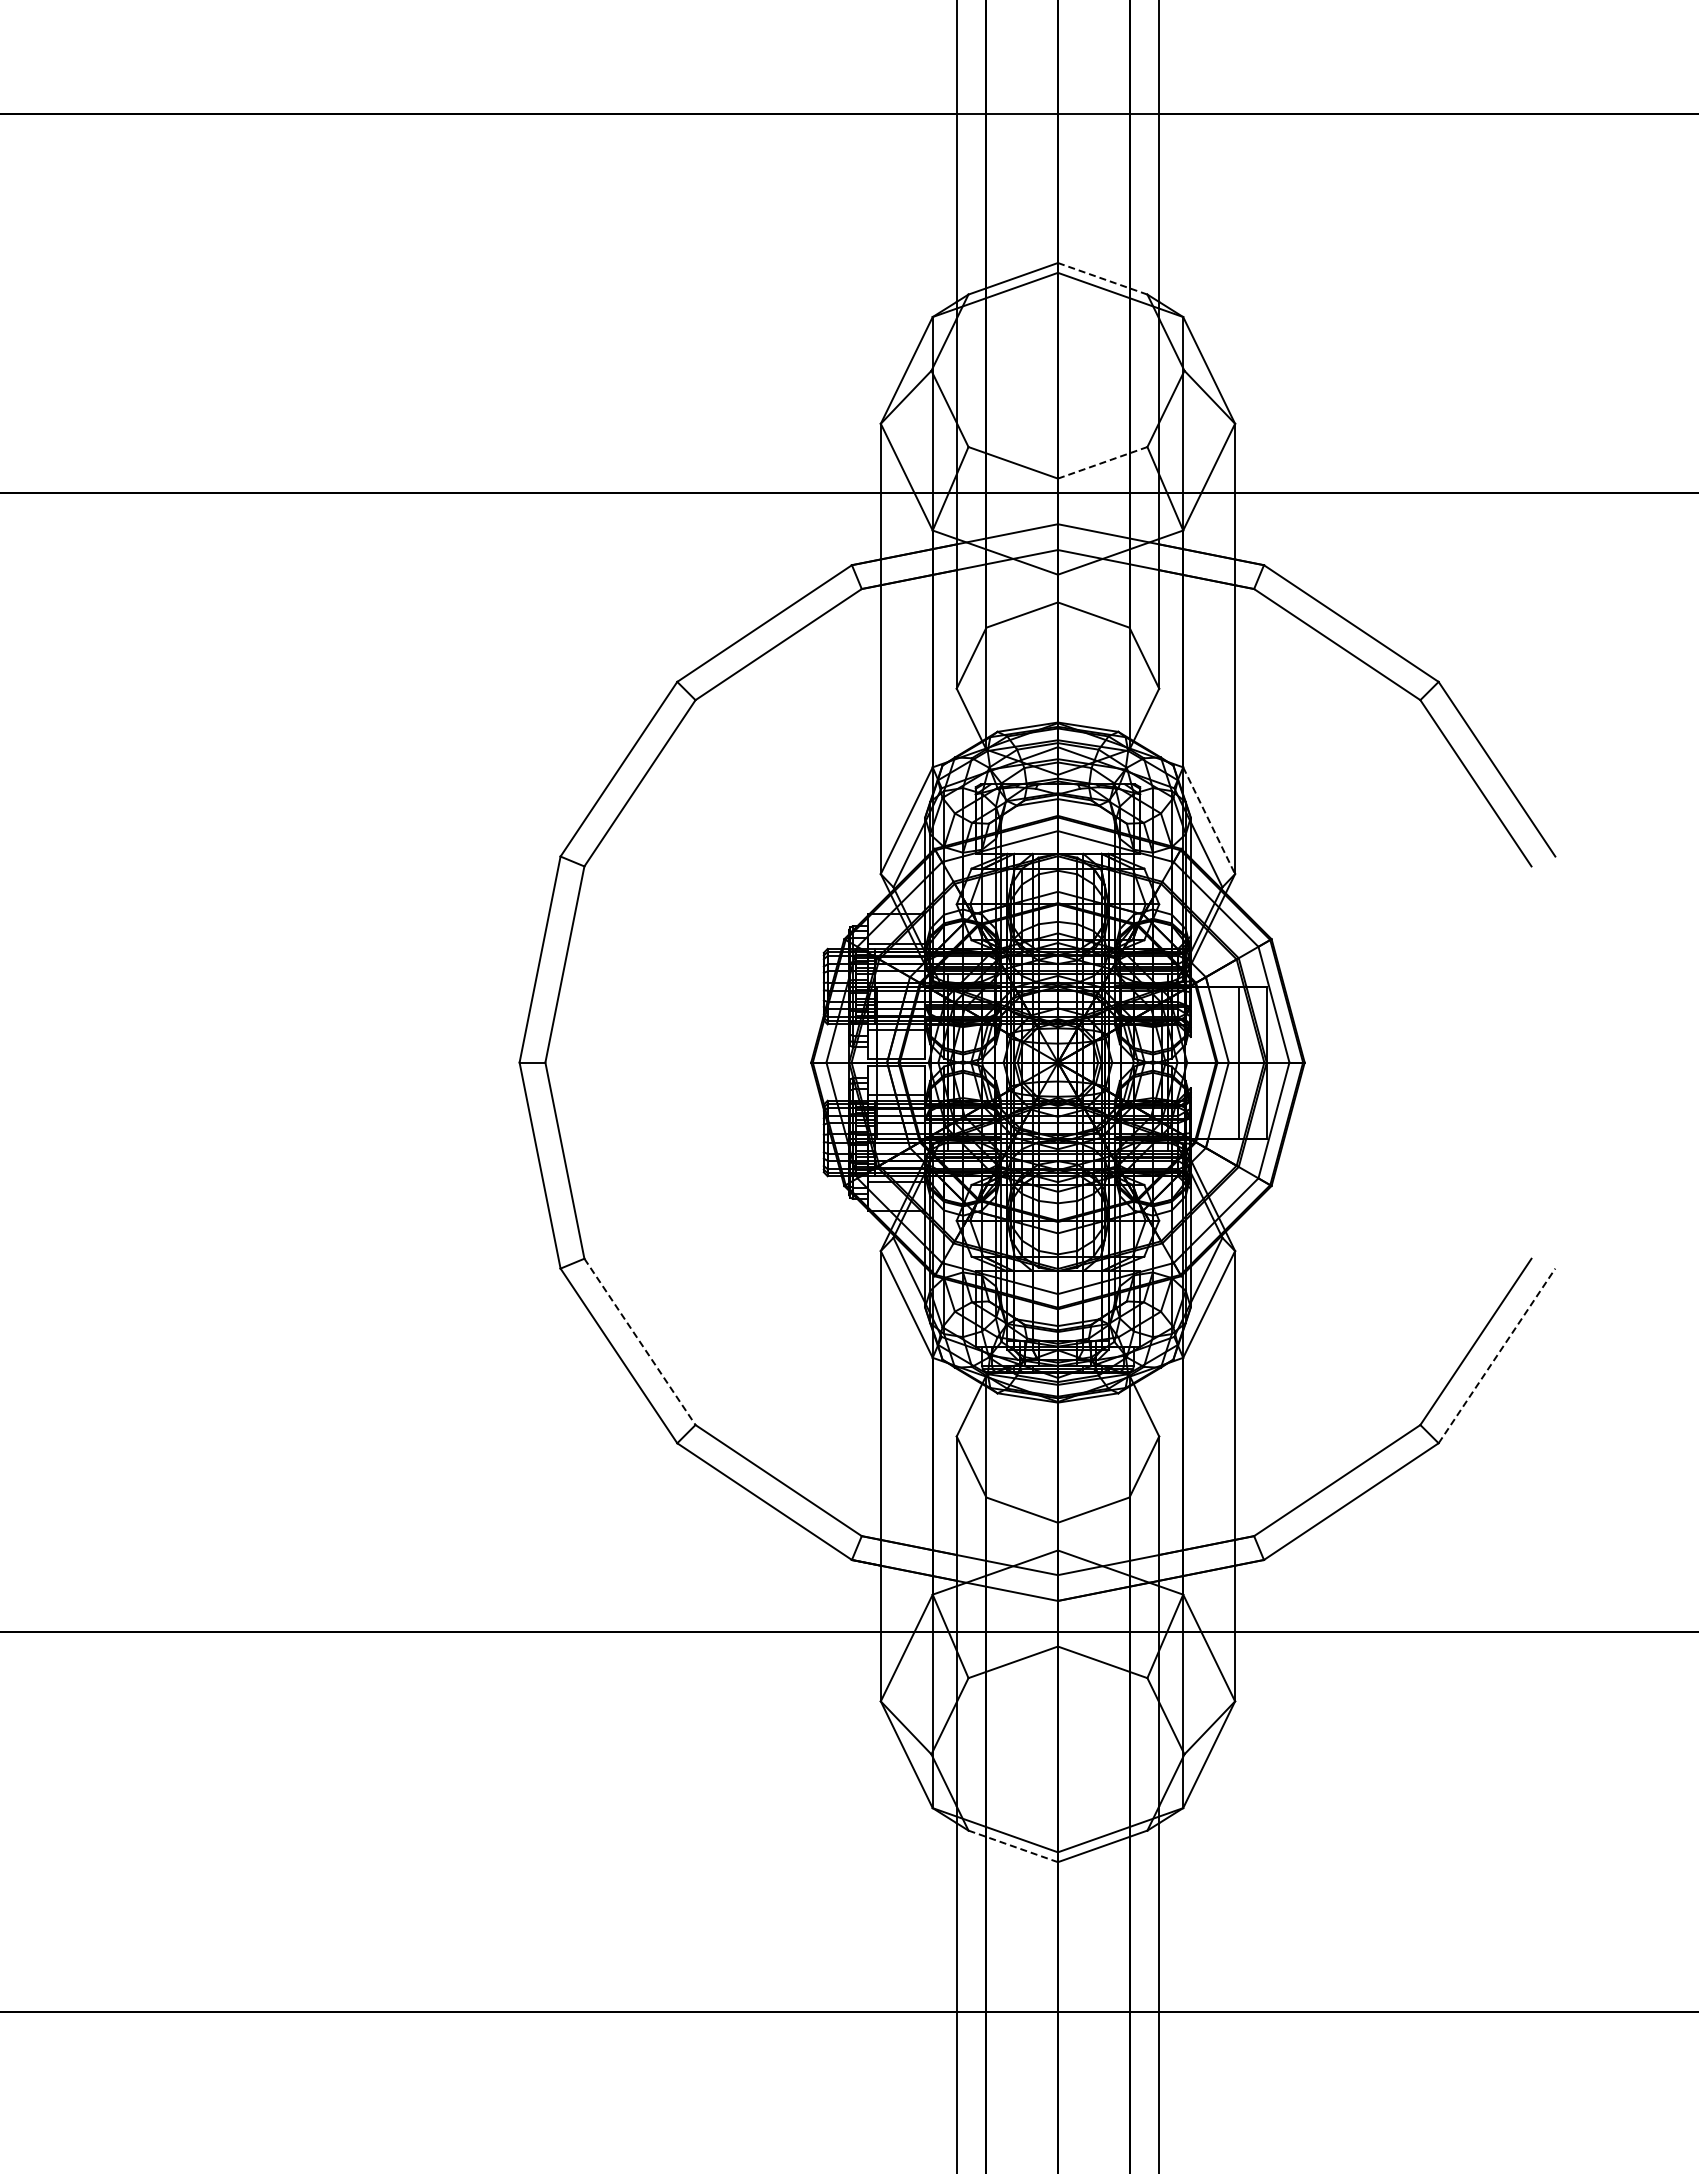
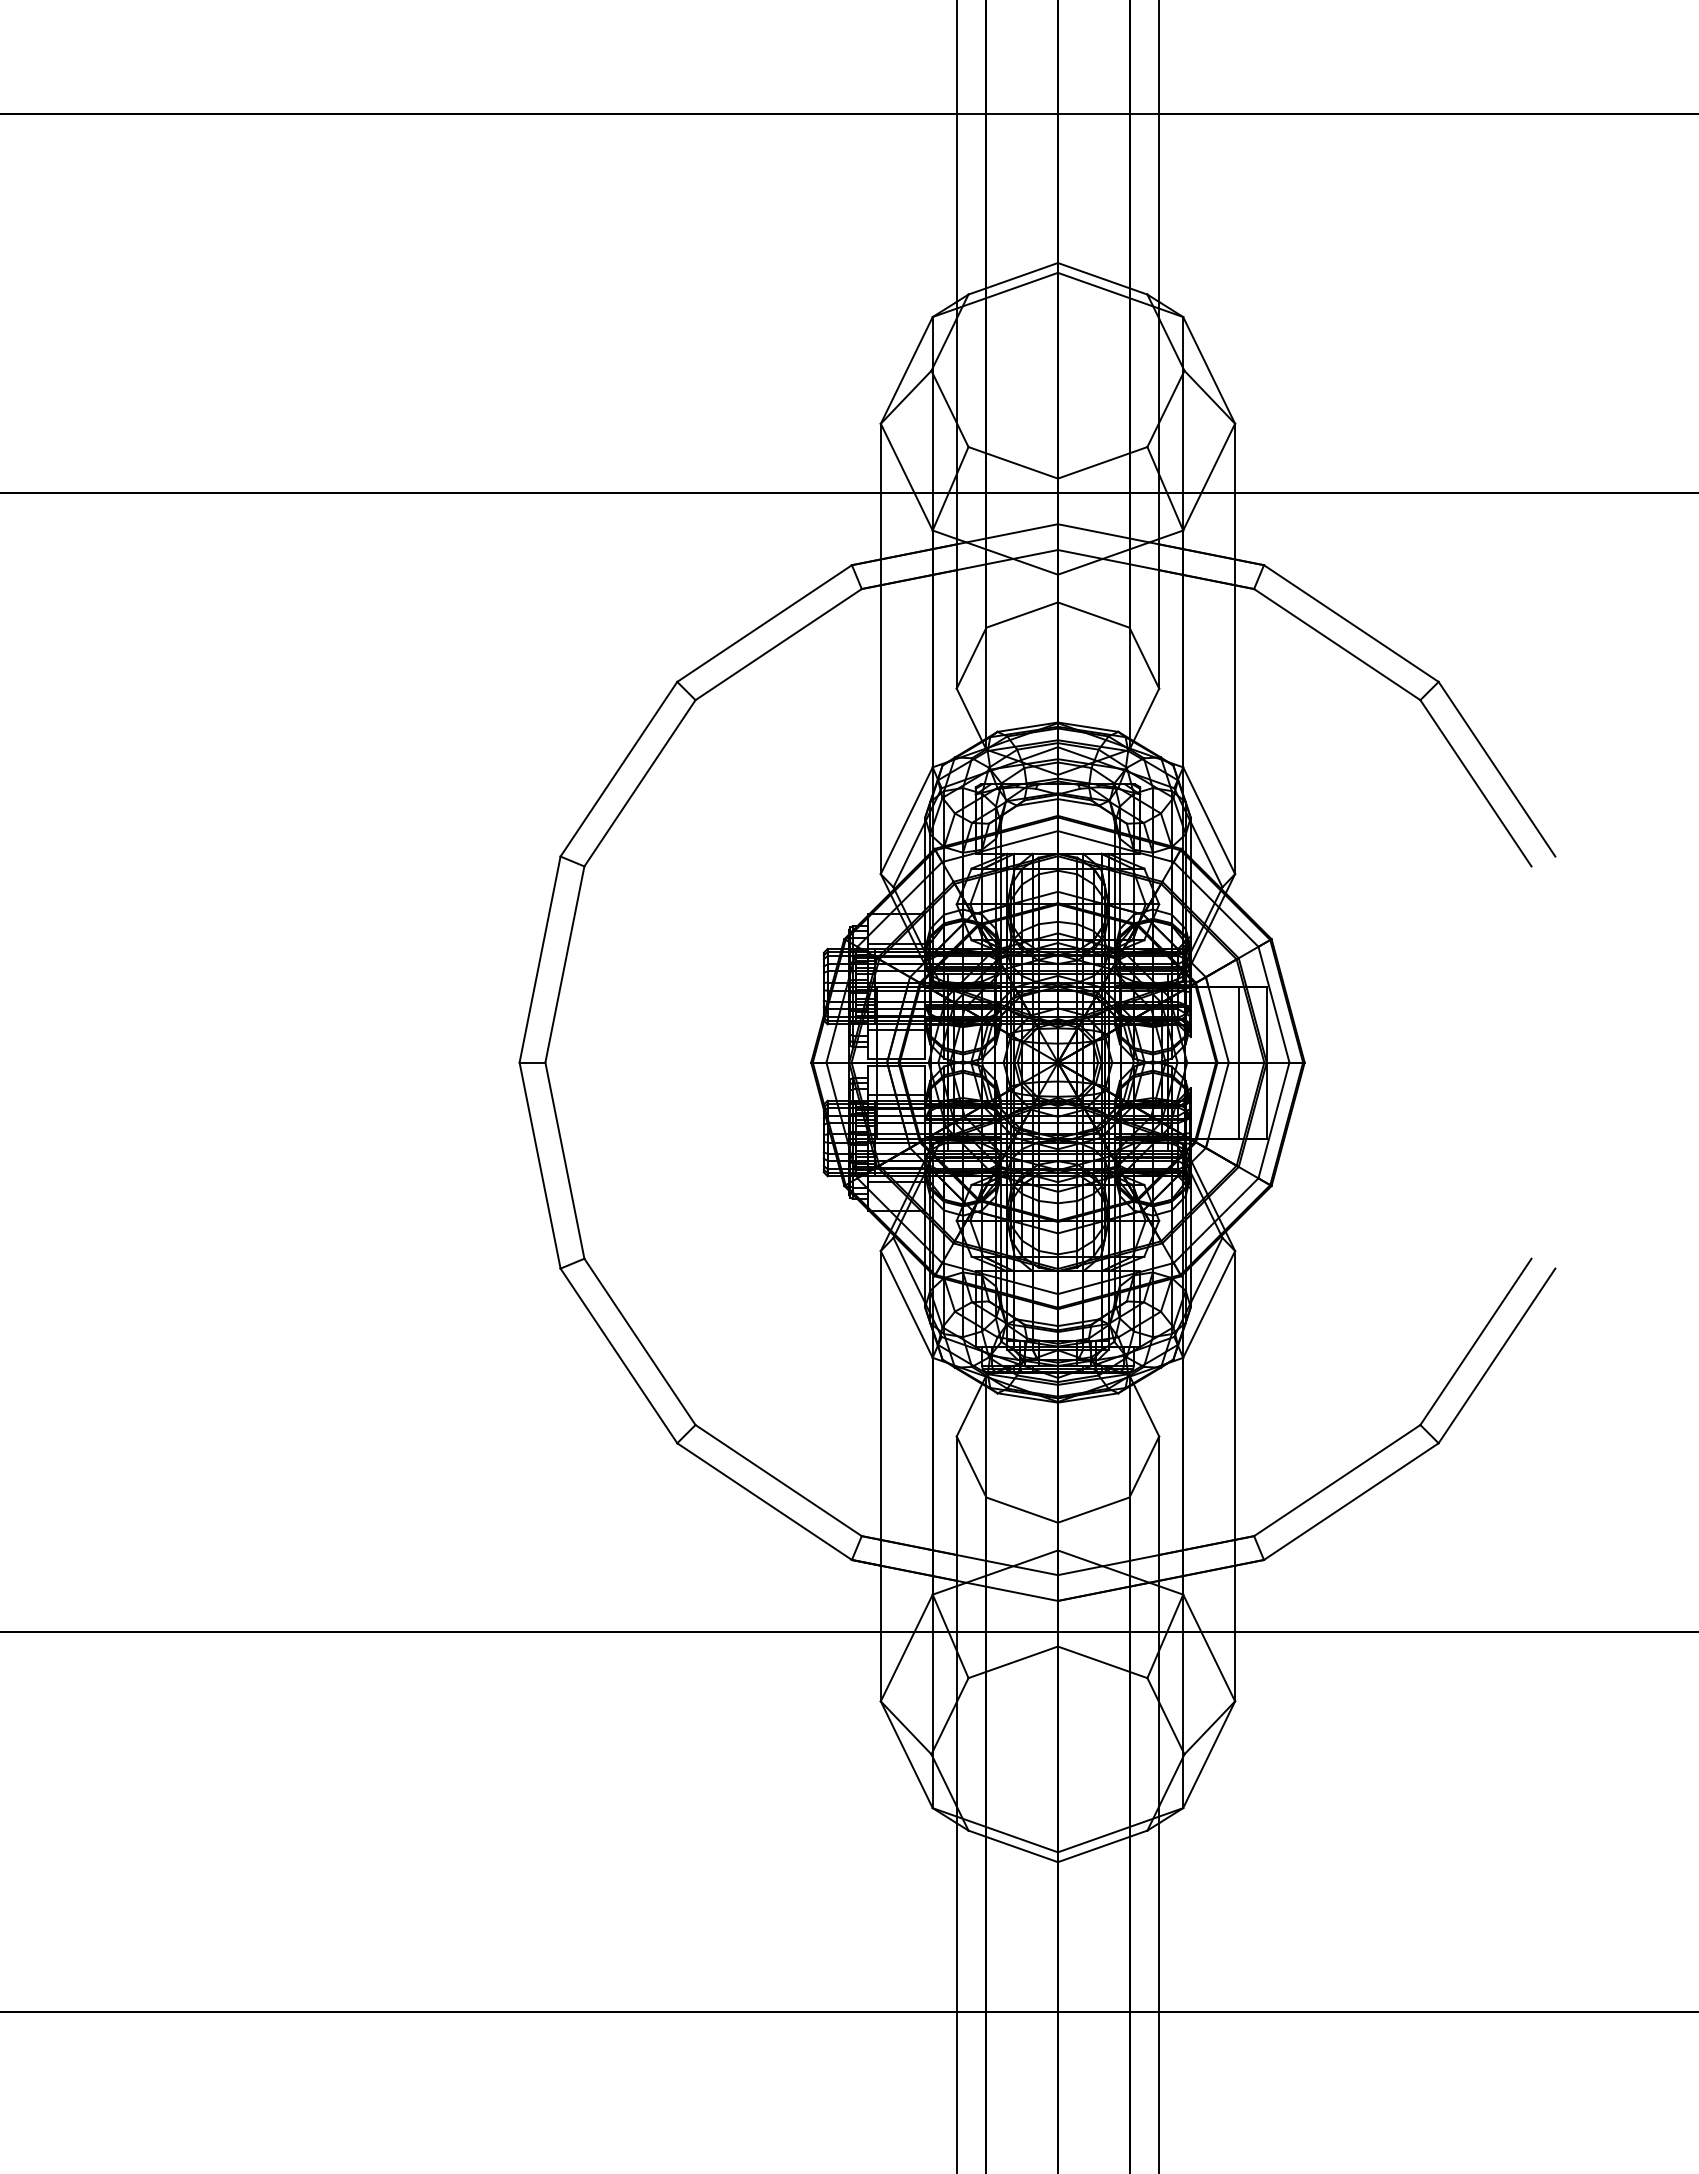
line: dashed -> solid (1103, 278)
line: dashed -> solid (1103, 462)
line: dashed -> solid (1209, 821)
line: dashed -> solid (639, 1341)
line: dashed -> solid (1497, 1355)
line: dashed -> solid (1013, 1846)
